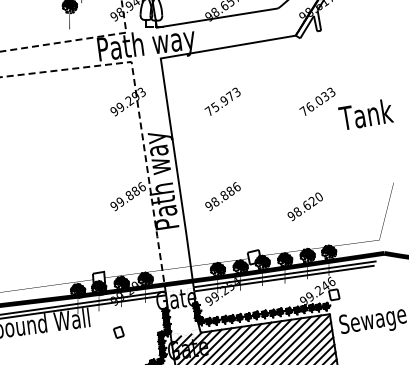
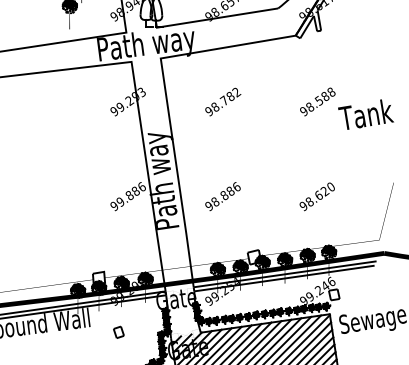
line: dashed -> solid (80, 39)
text: 75.973 -> 98.782 (222, 101)
text: 76.033 -> 98.588 (317, 101)
line: dashed -> solid (139, 112)
text position: (304, 206) -> (316, 196) (316, 196)
